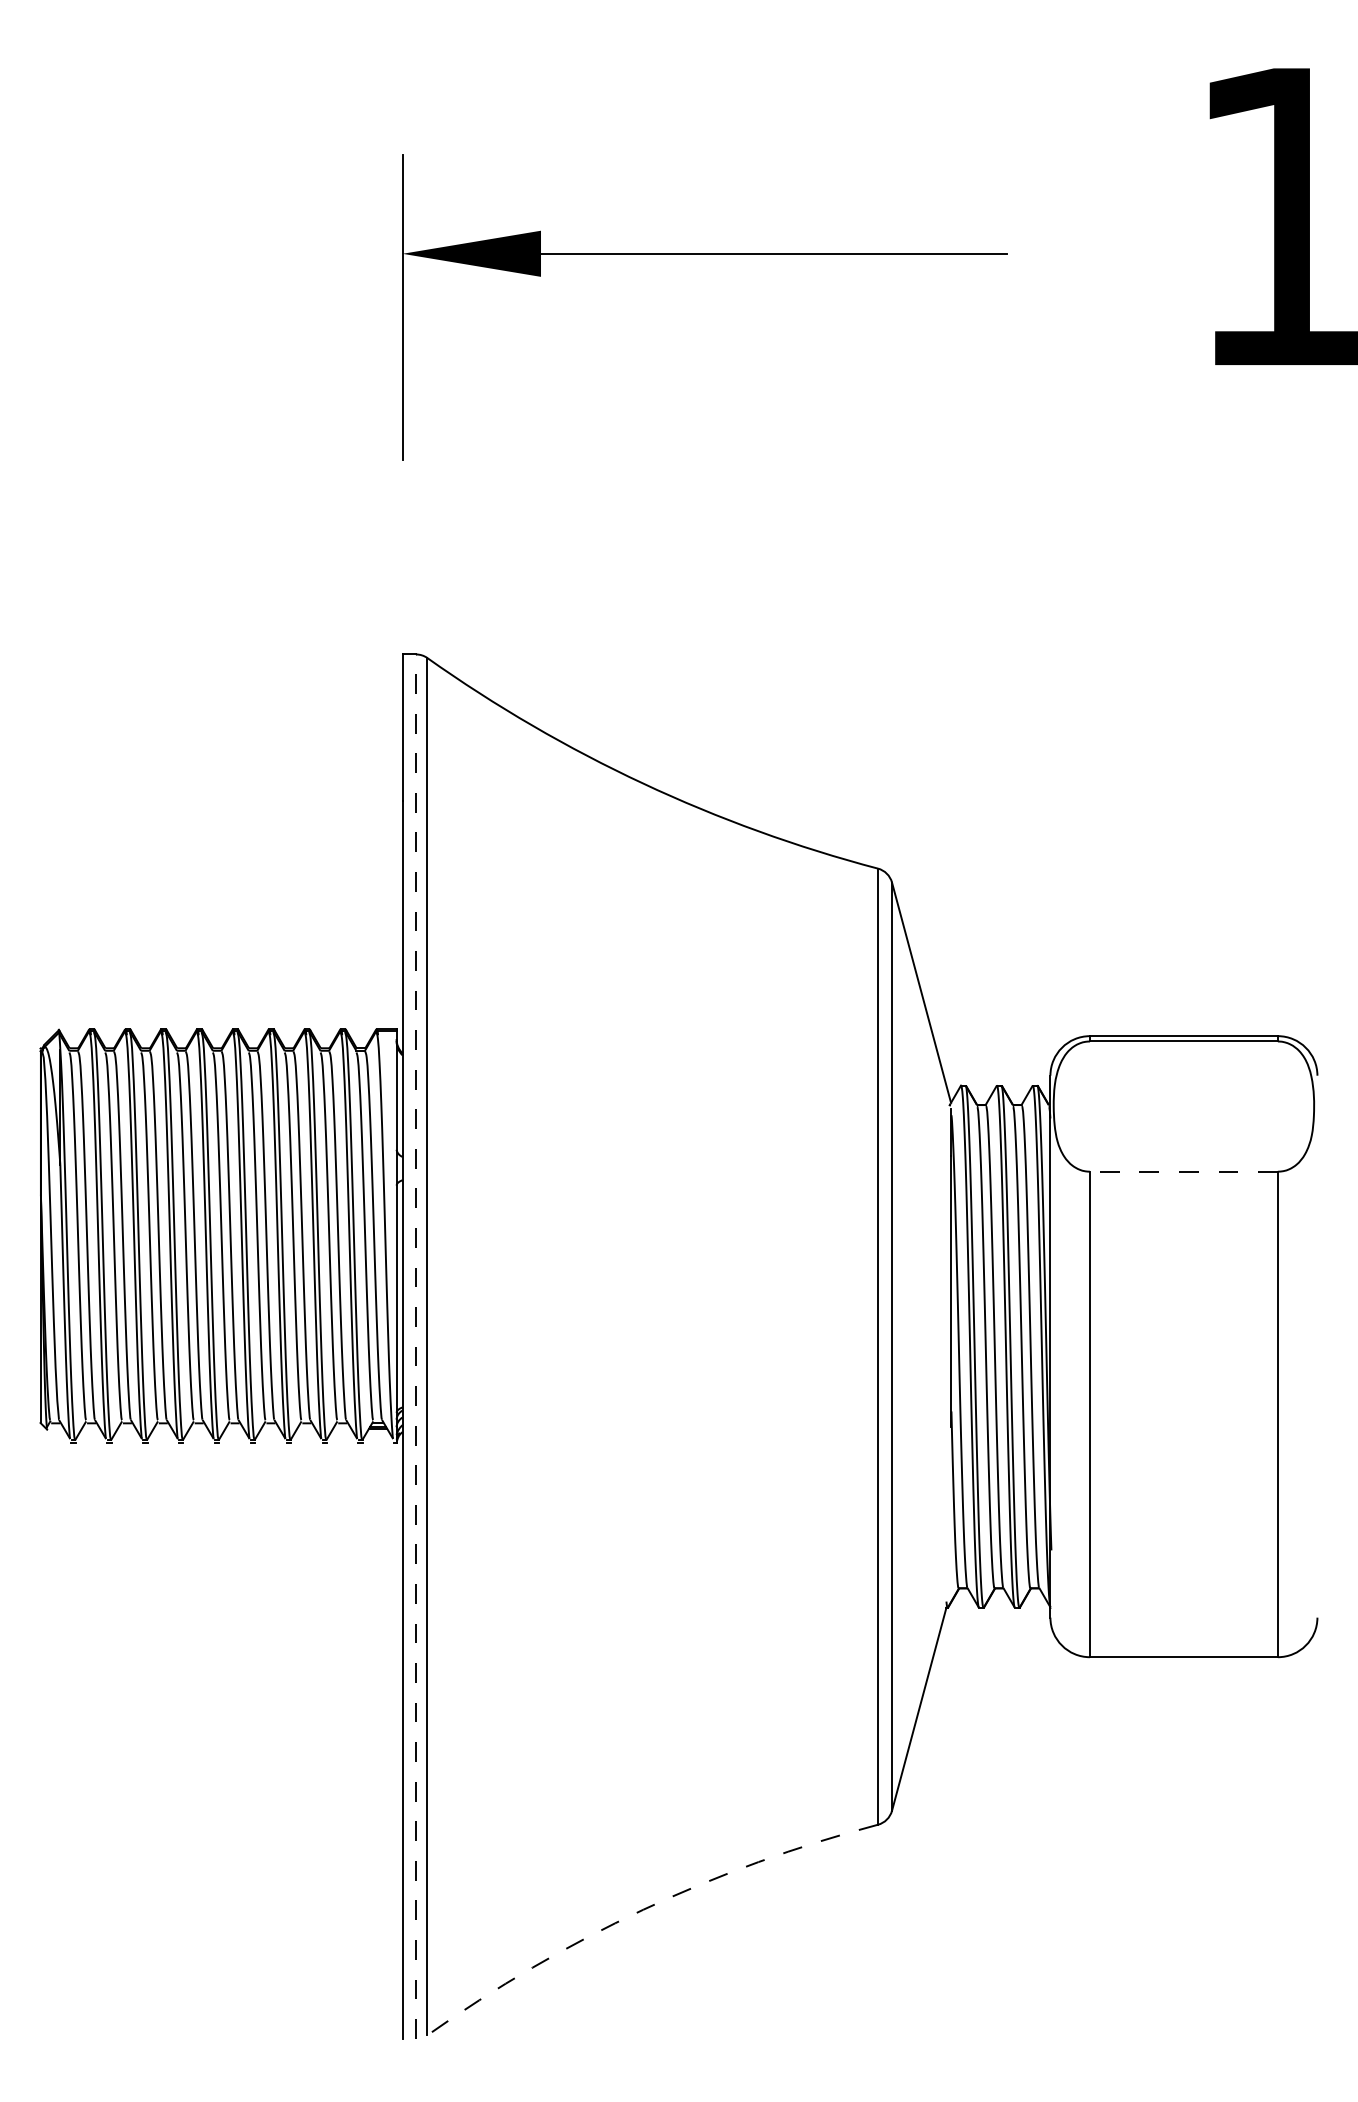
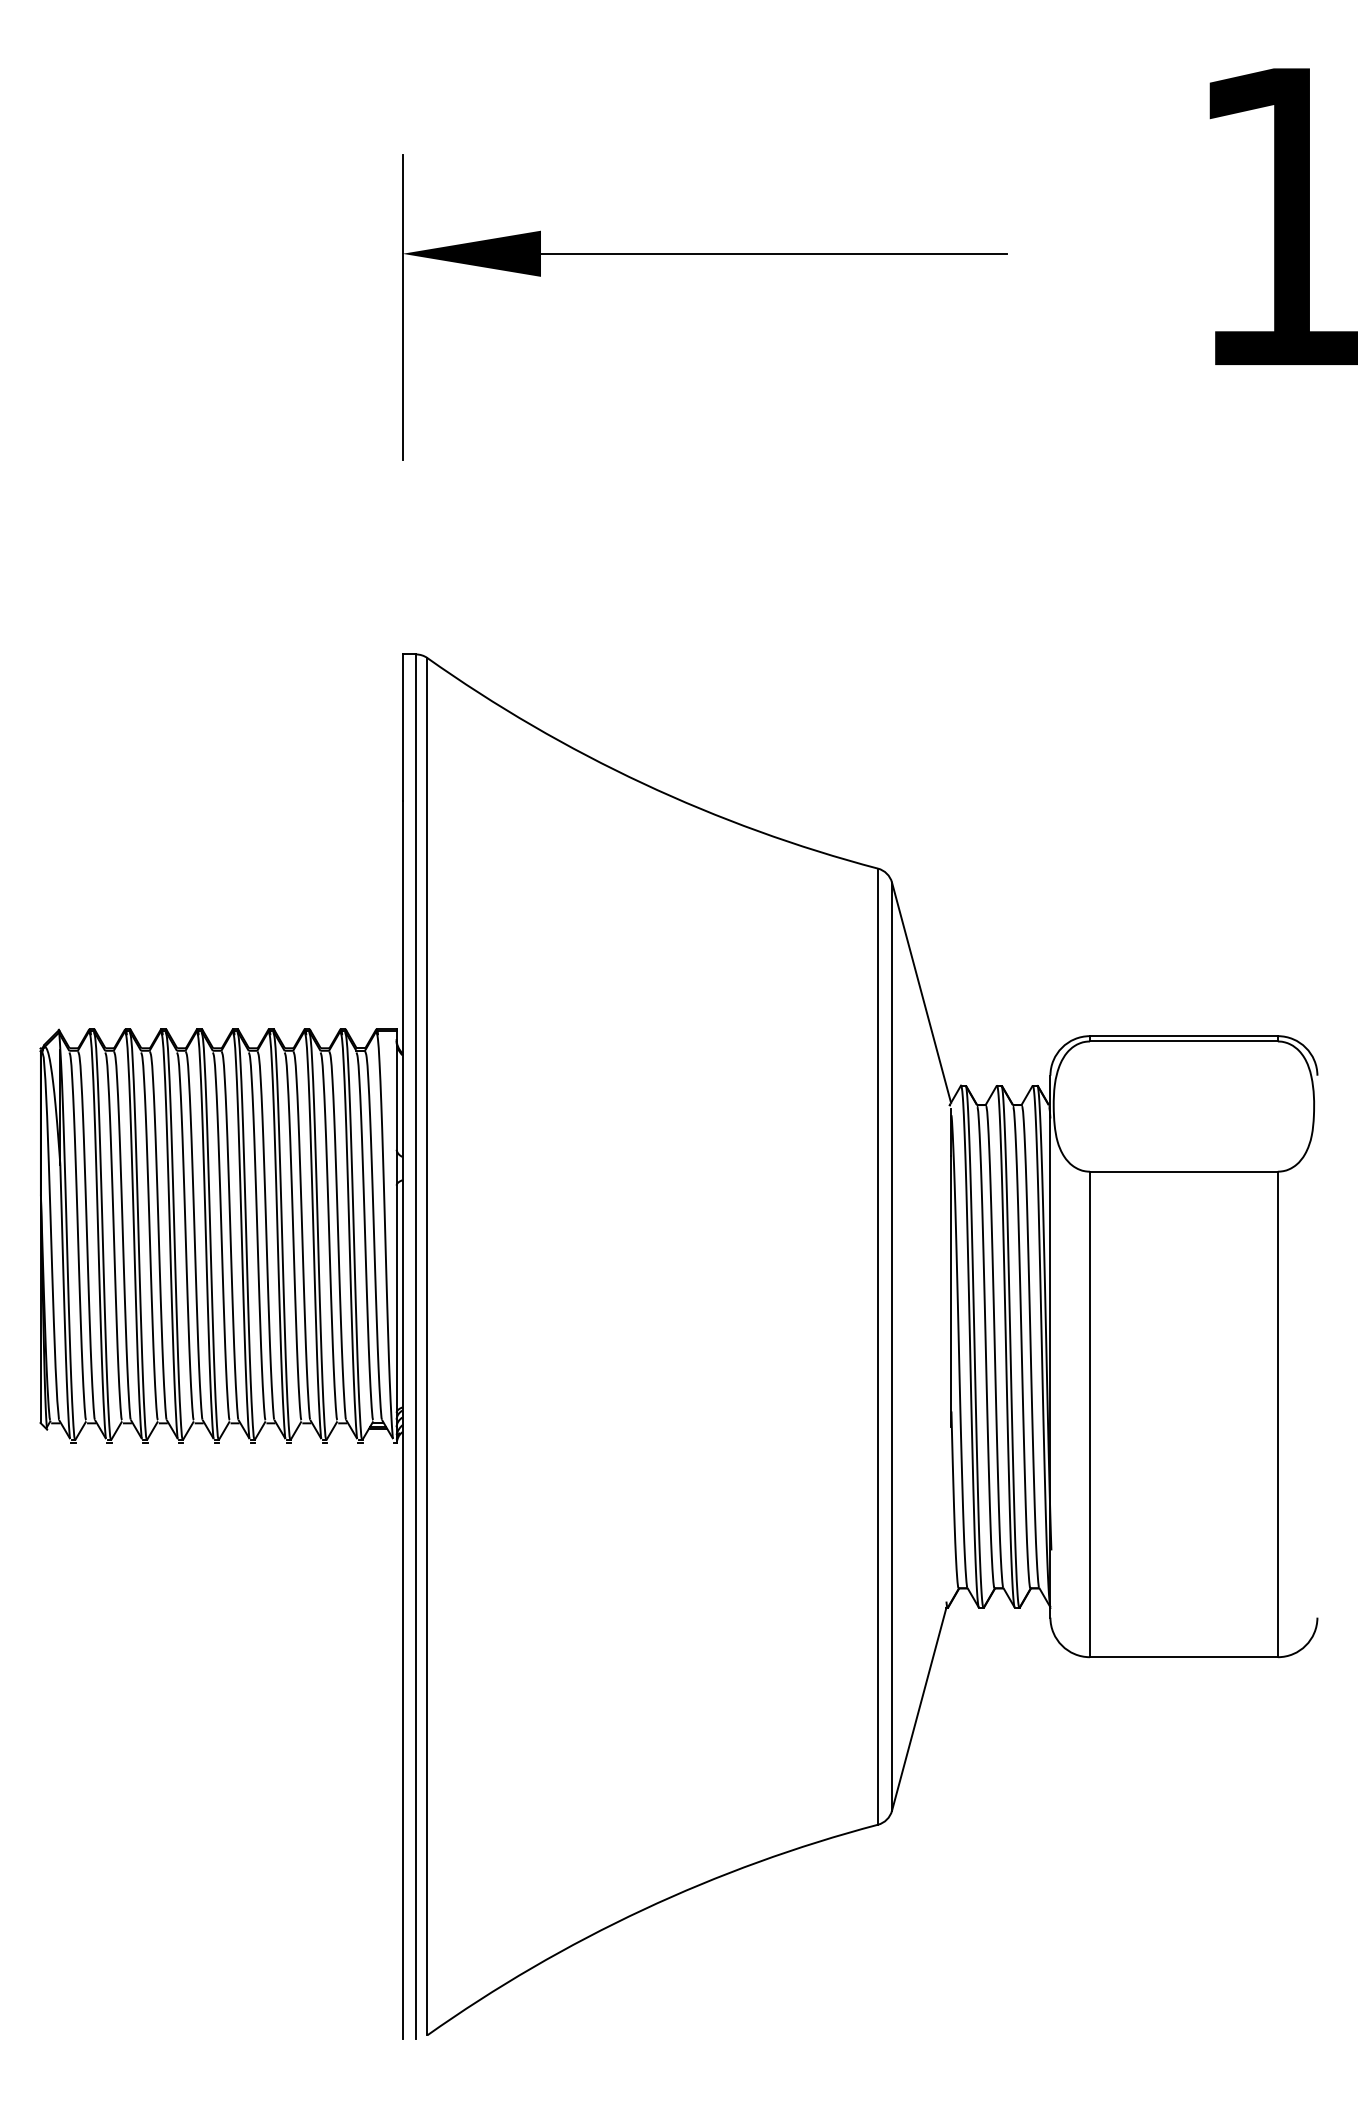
line: dashed -> solid (1183, 1171)
line: dashed -> solid (416, 1346)
arc: dashed -> solid (643, 1909)
